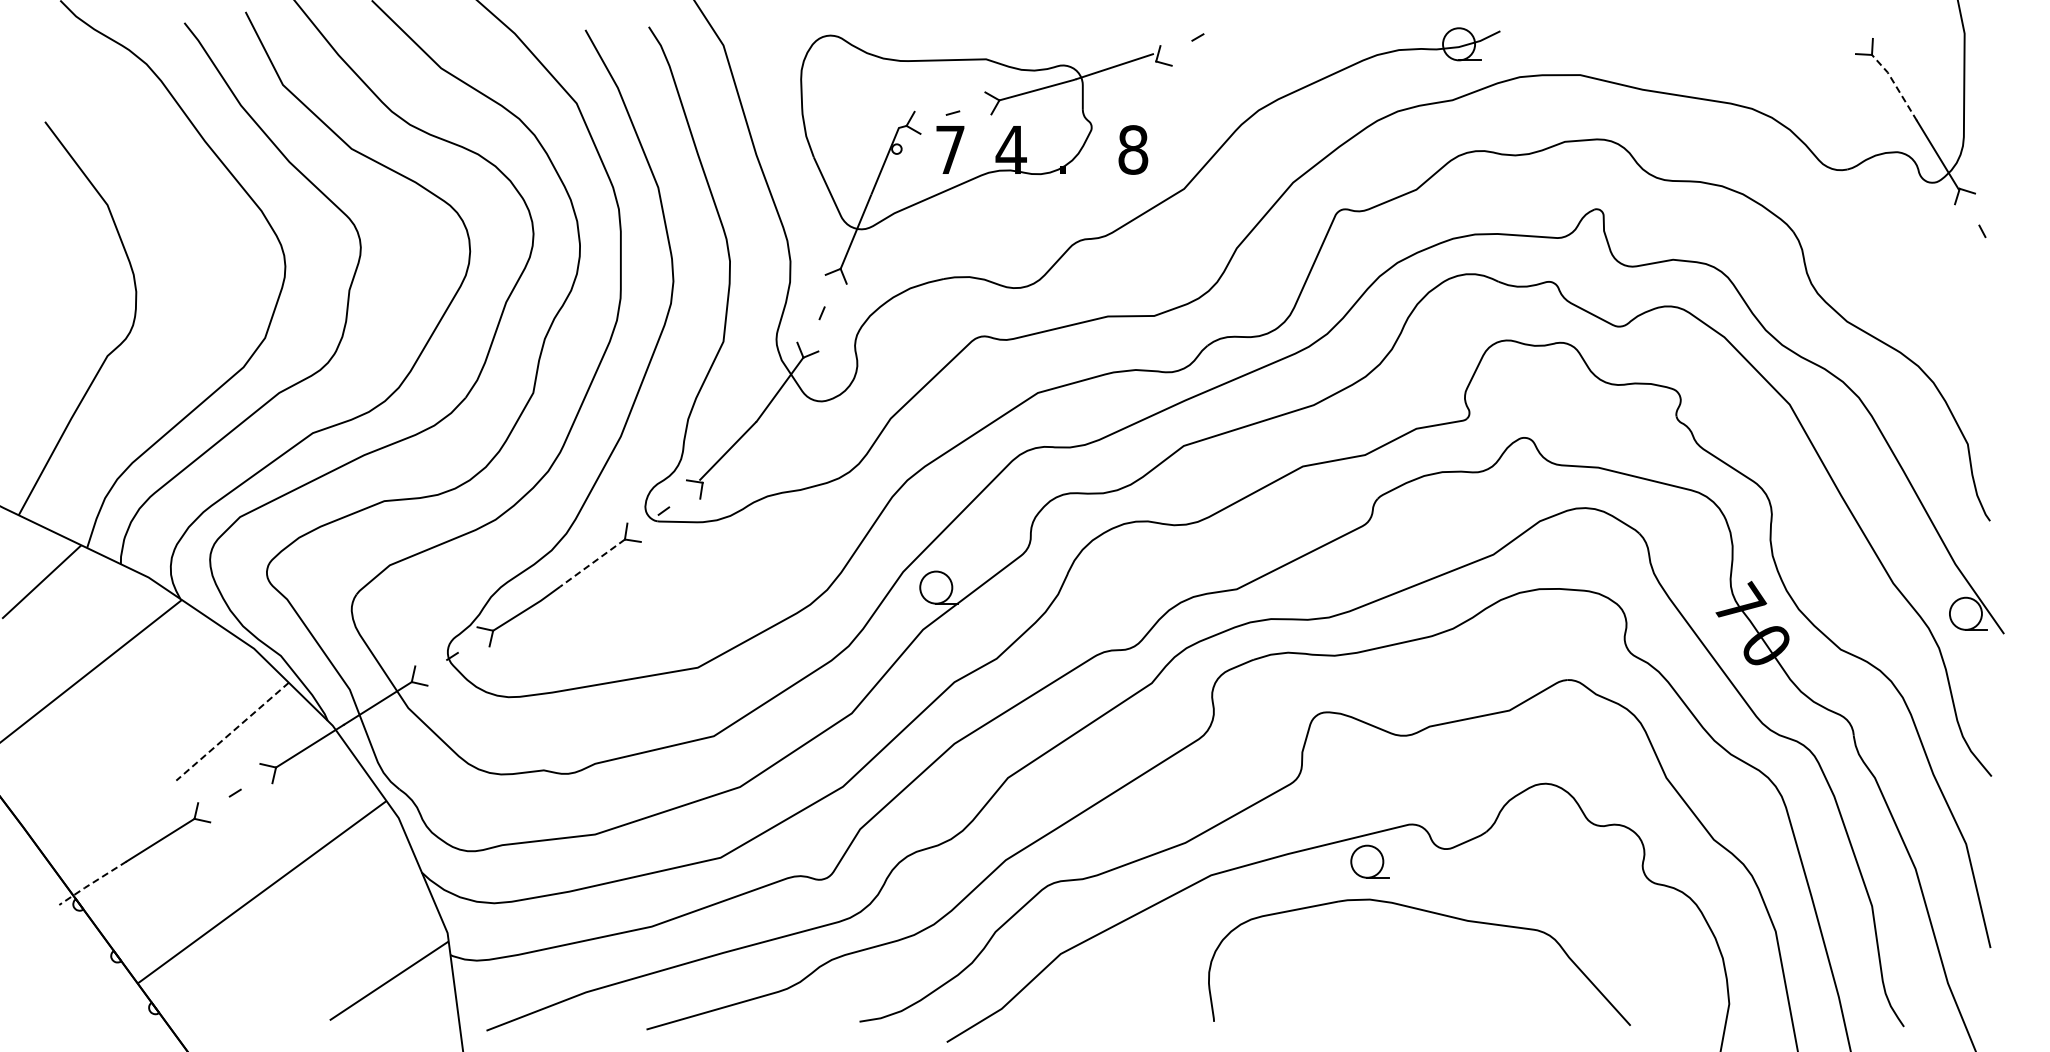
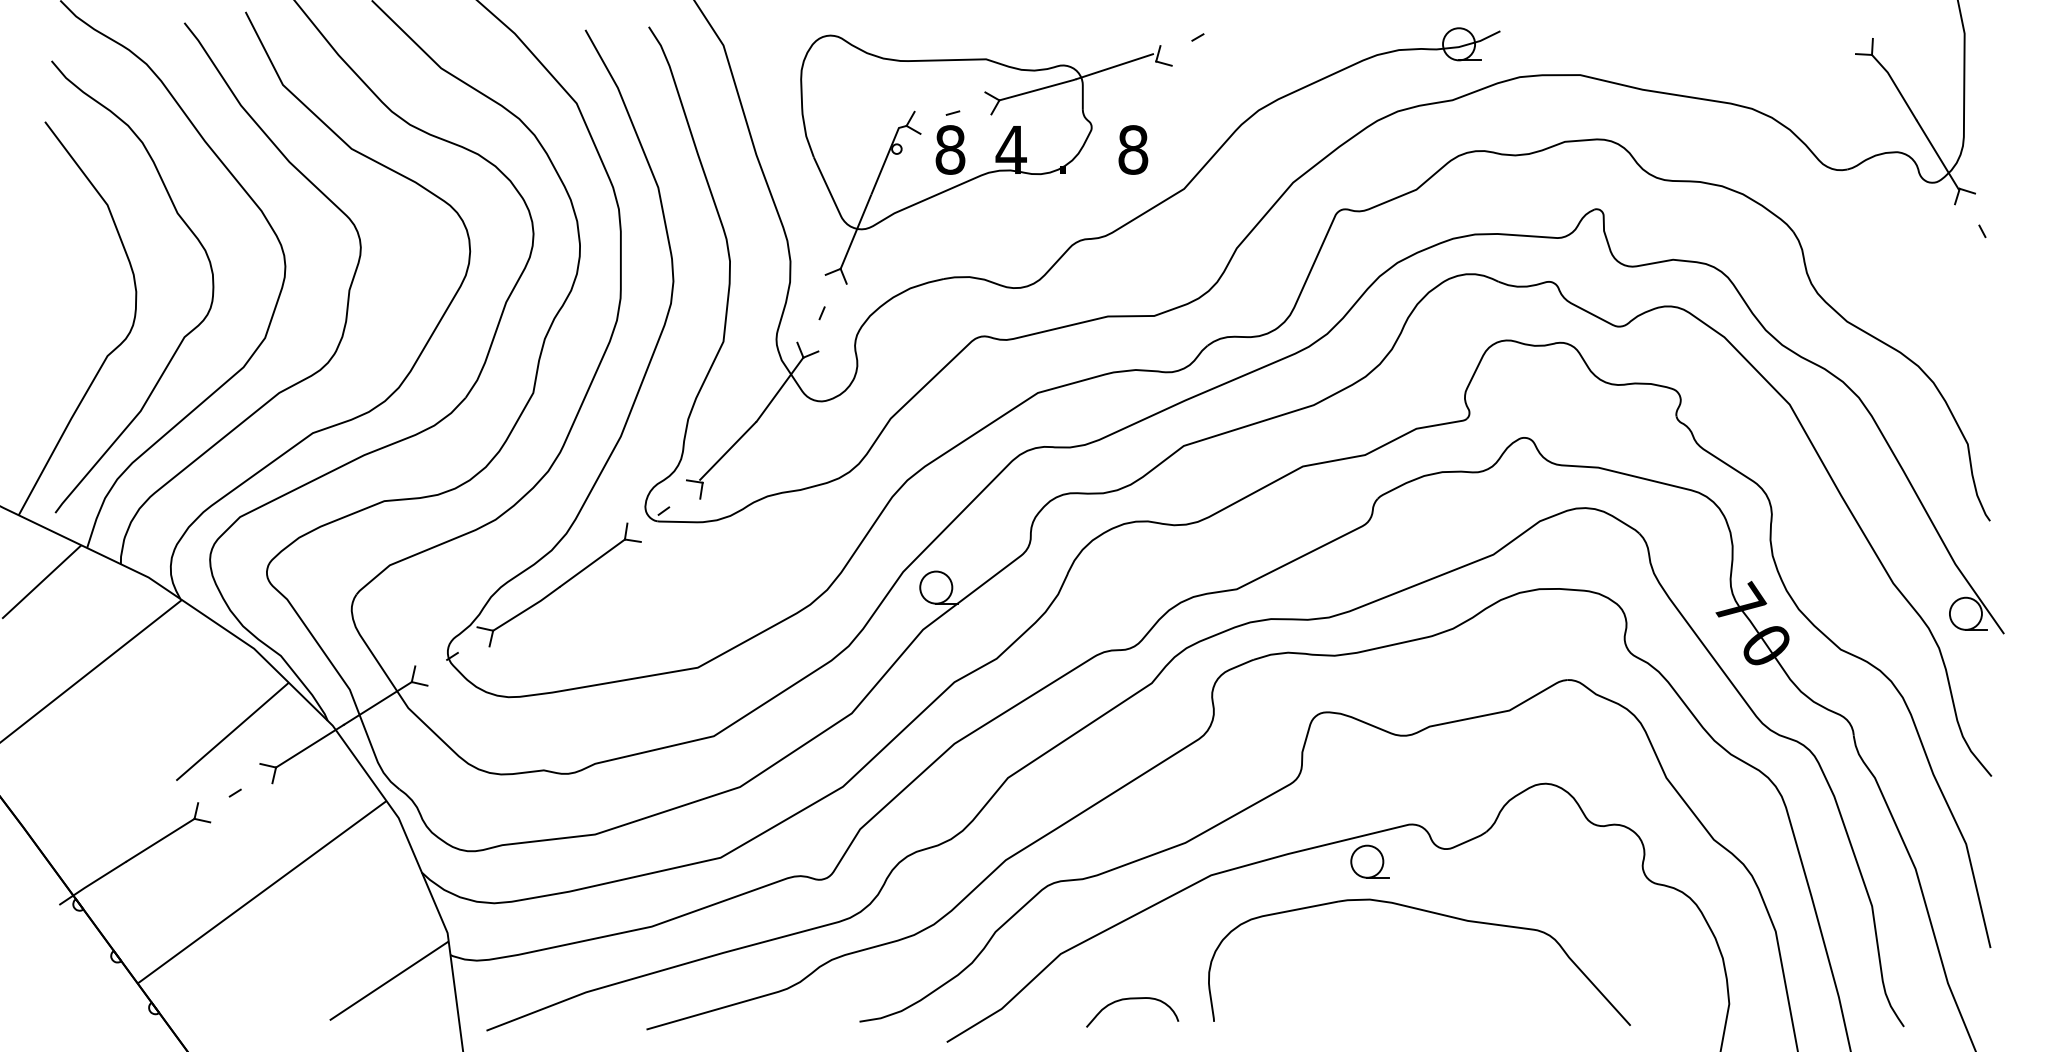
line: dashed -> solid (1896, 86)
text: 7 -> 8 (950, 149)
curve: none -> present (183, 336)
line: dashed -> solid (592, 563)
line: dashed -> solid (232, 731)
line: dashed -> solid (92, 883)
curve: none -> present (1132, 999)
